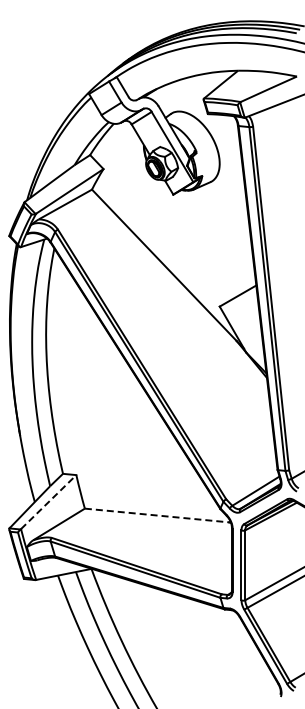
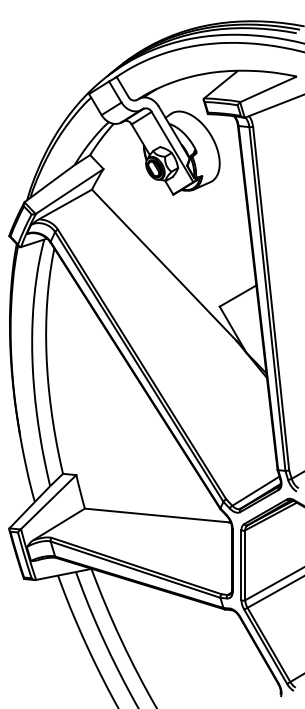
line: dashed -> solid (48, 502)
line: dashed -> solid (157, 515)
